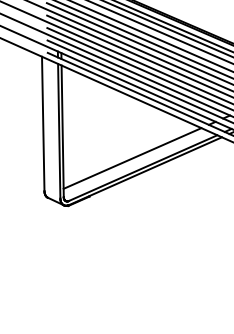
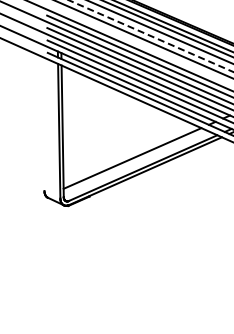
line: solid -> dashed (150, 36)
line: present -> none (138, 43)
line: present -> none (43, 123)
